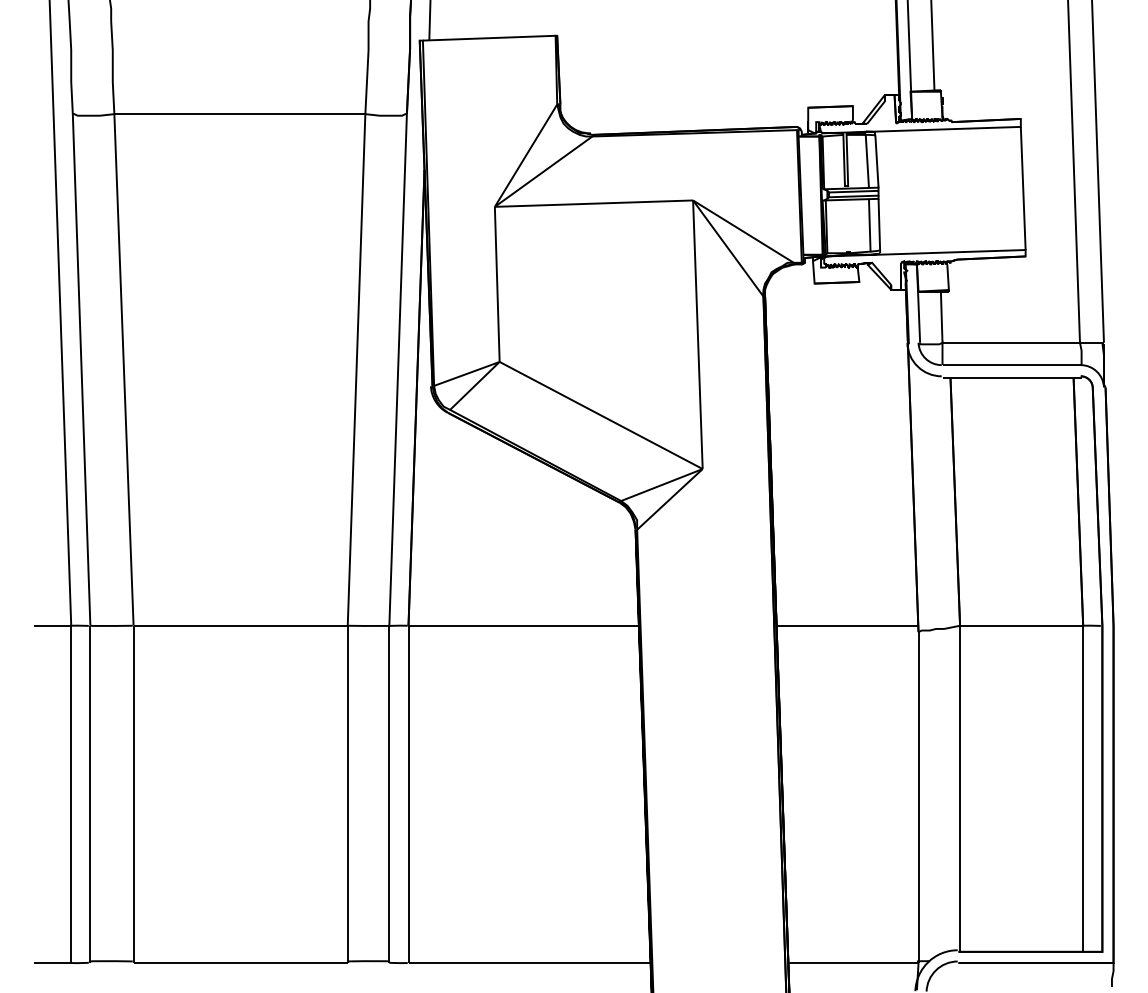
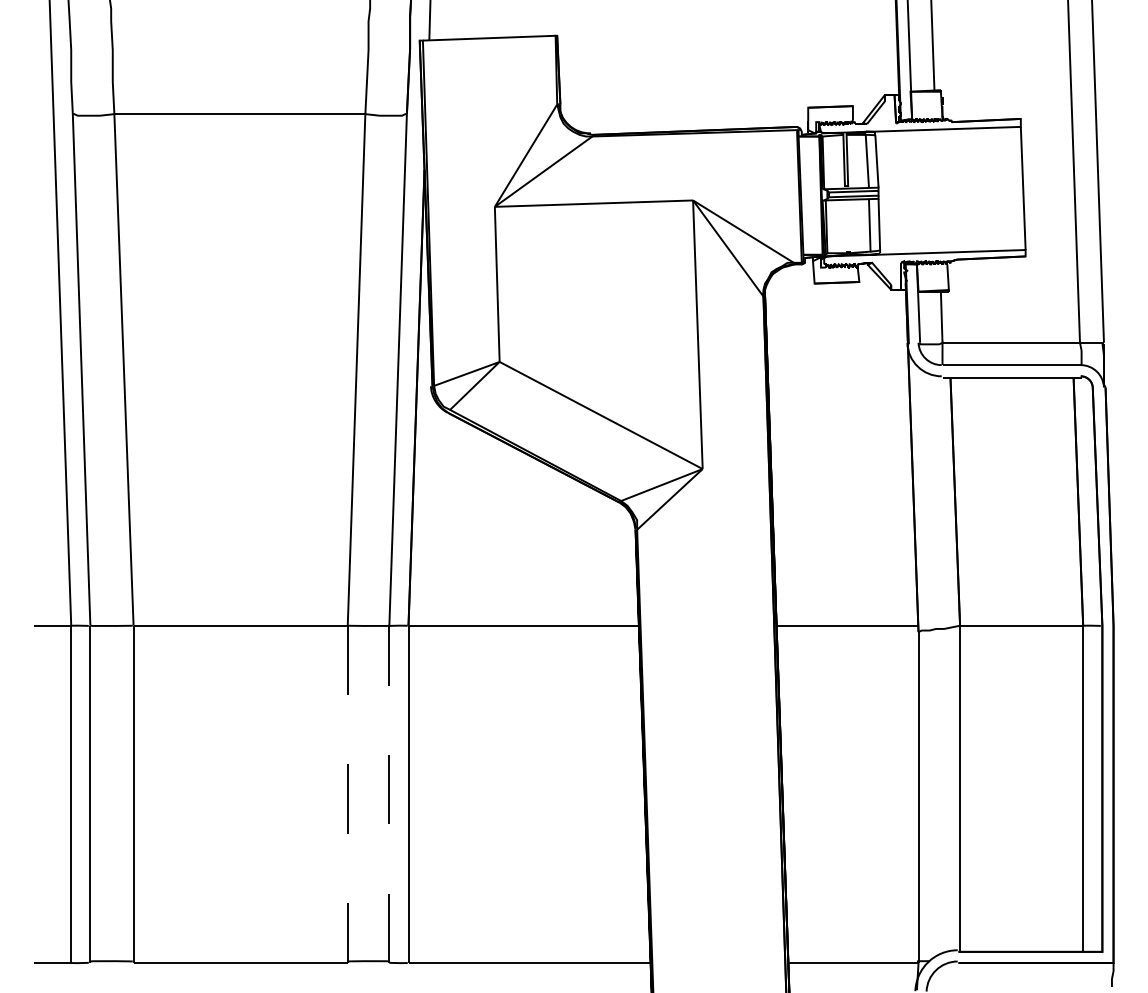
line: solid -> dashed (347, 794)
line: solid -> dashed (389, 794)
